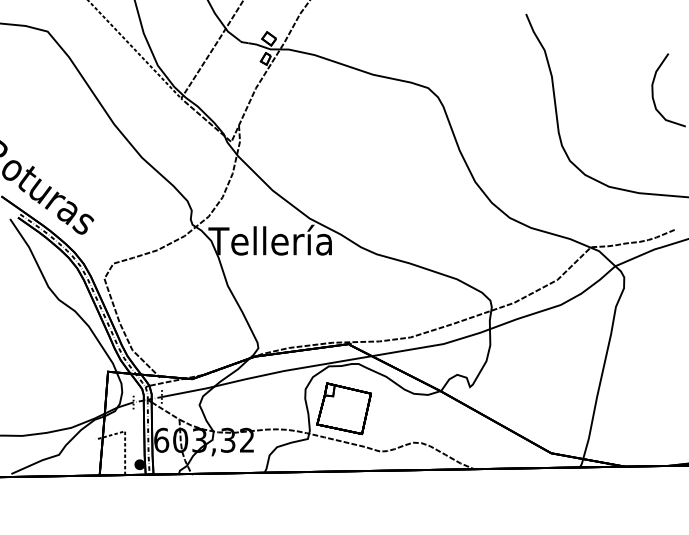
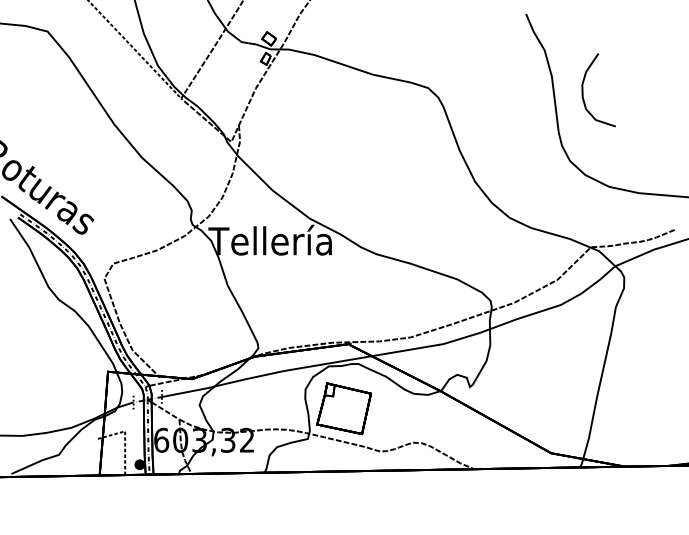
curve position: (653, 90) -> (583, 90) (583, 90)
